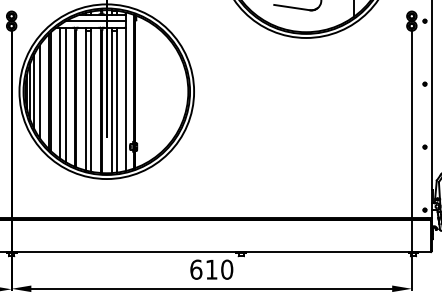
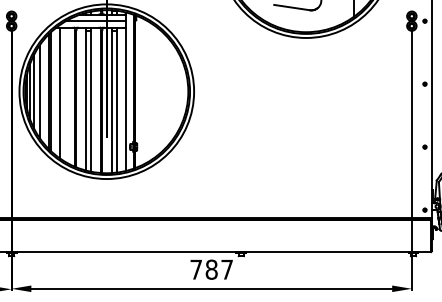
line: present -> none (65, 94)
text: 610 -> 787 (211, 269)
